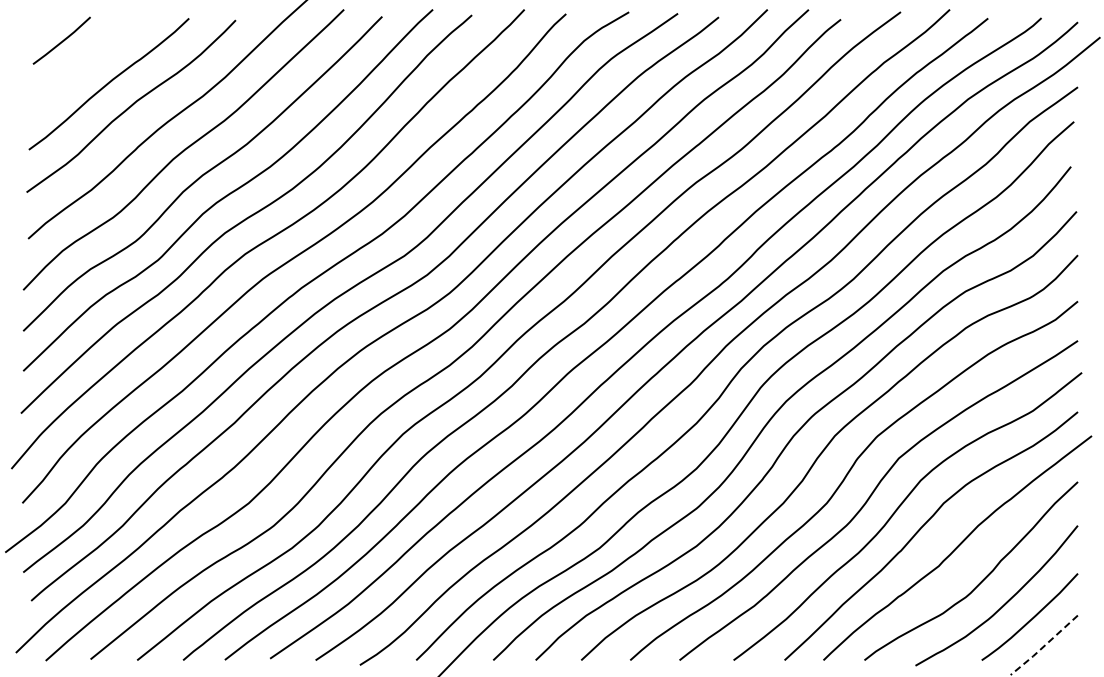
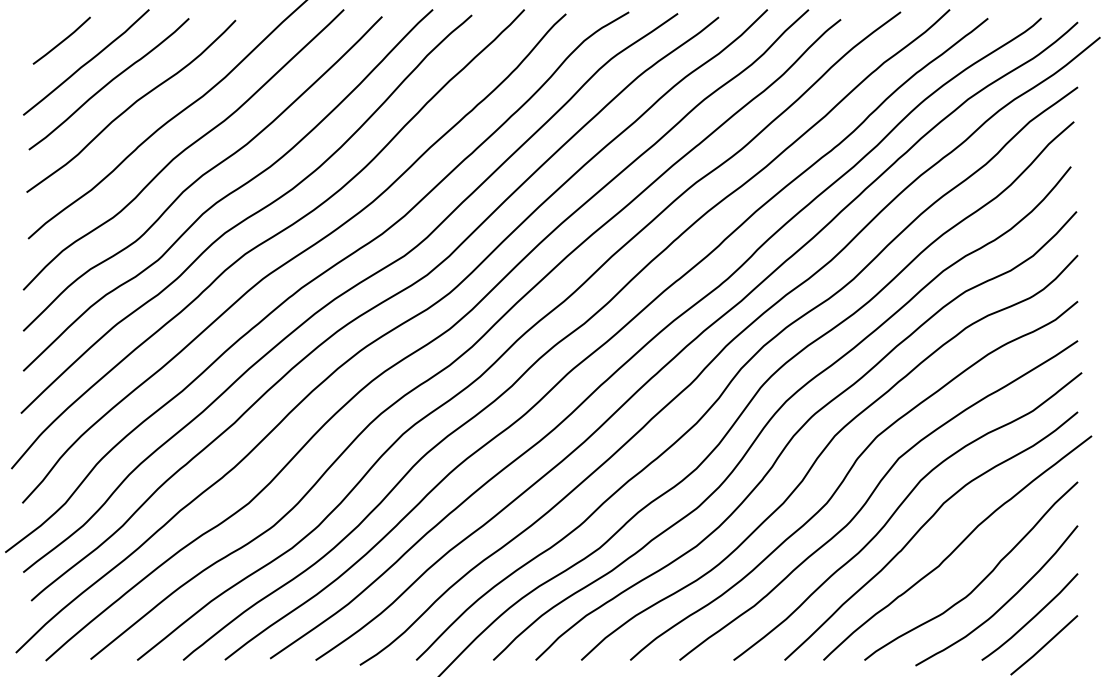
curve: none -> present (86, 62)
line: dashed -> solid (1044, 646)
